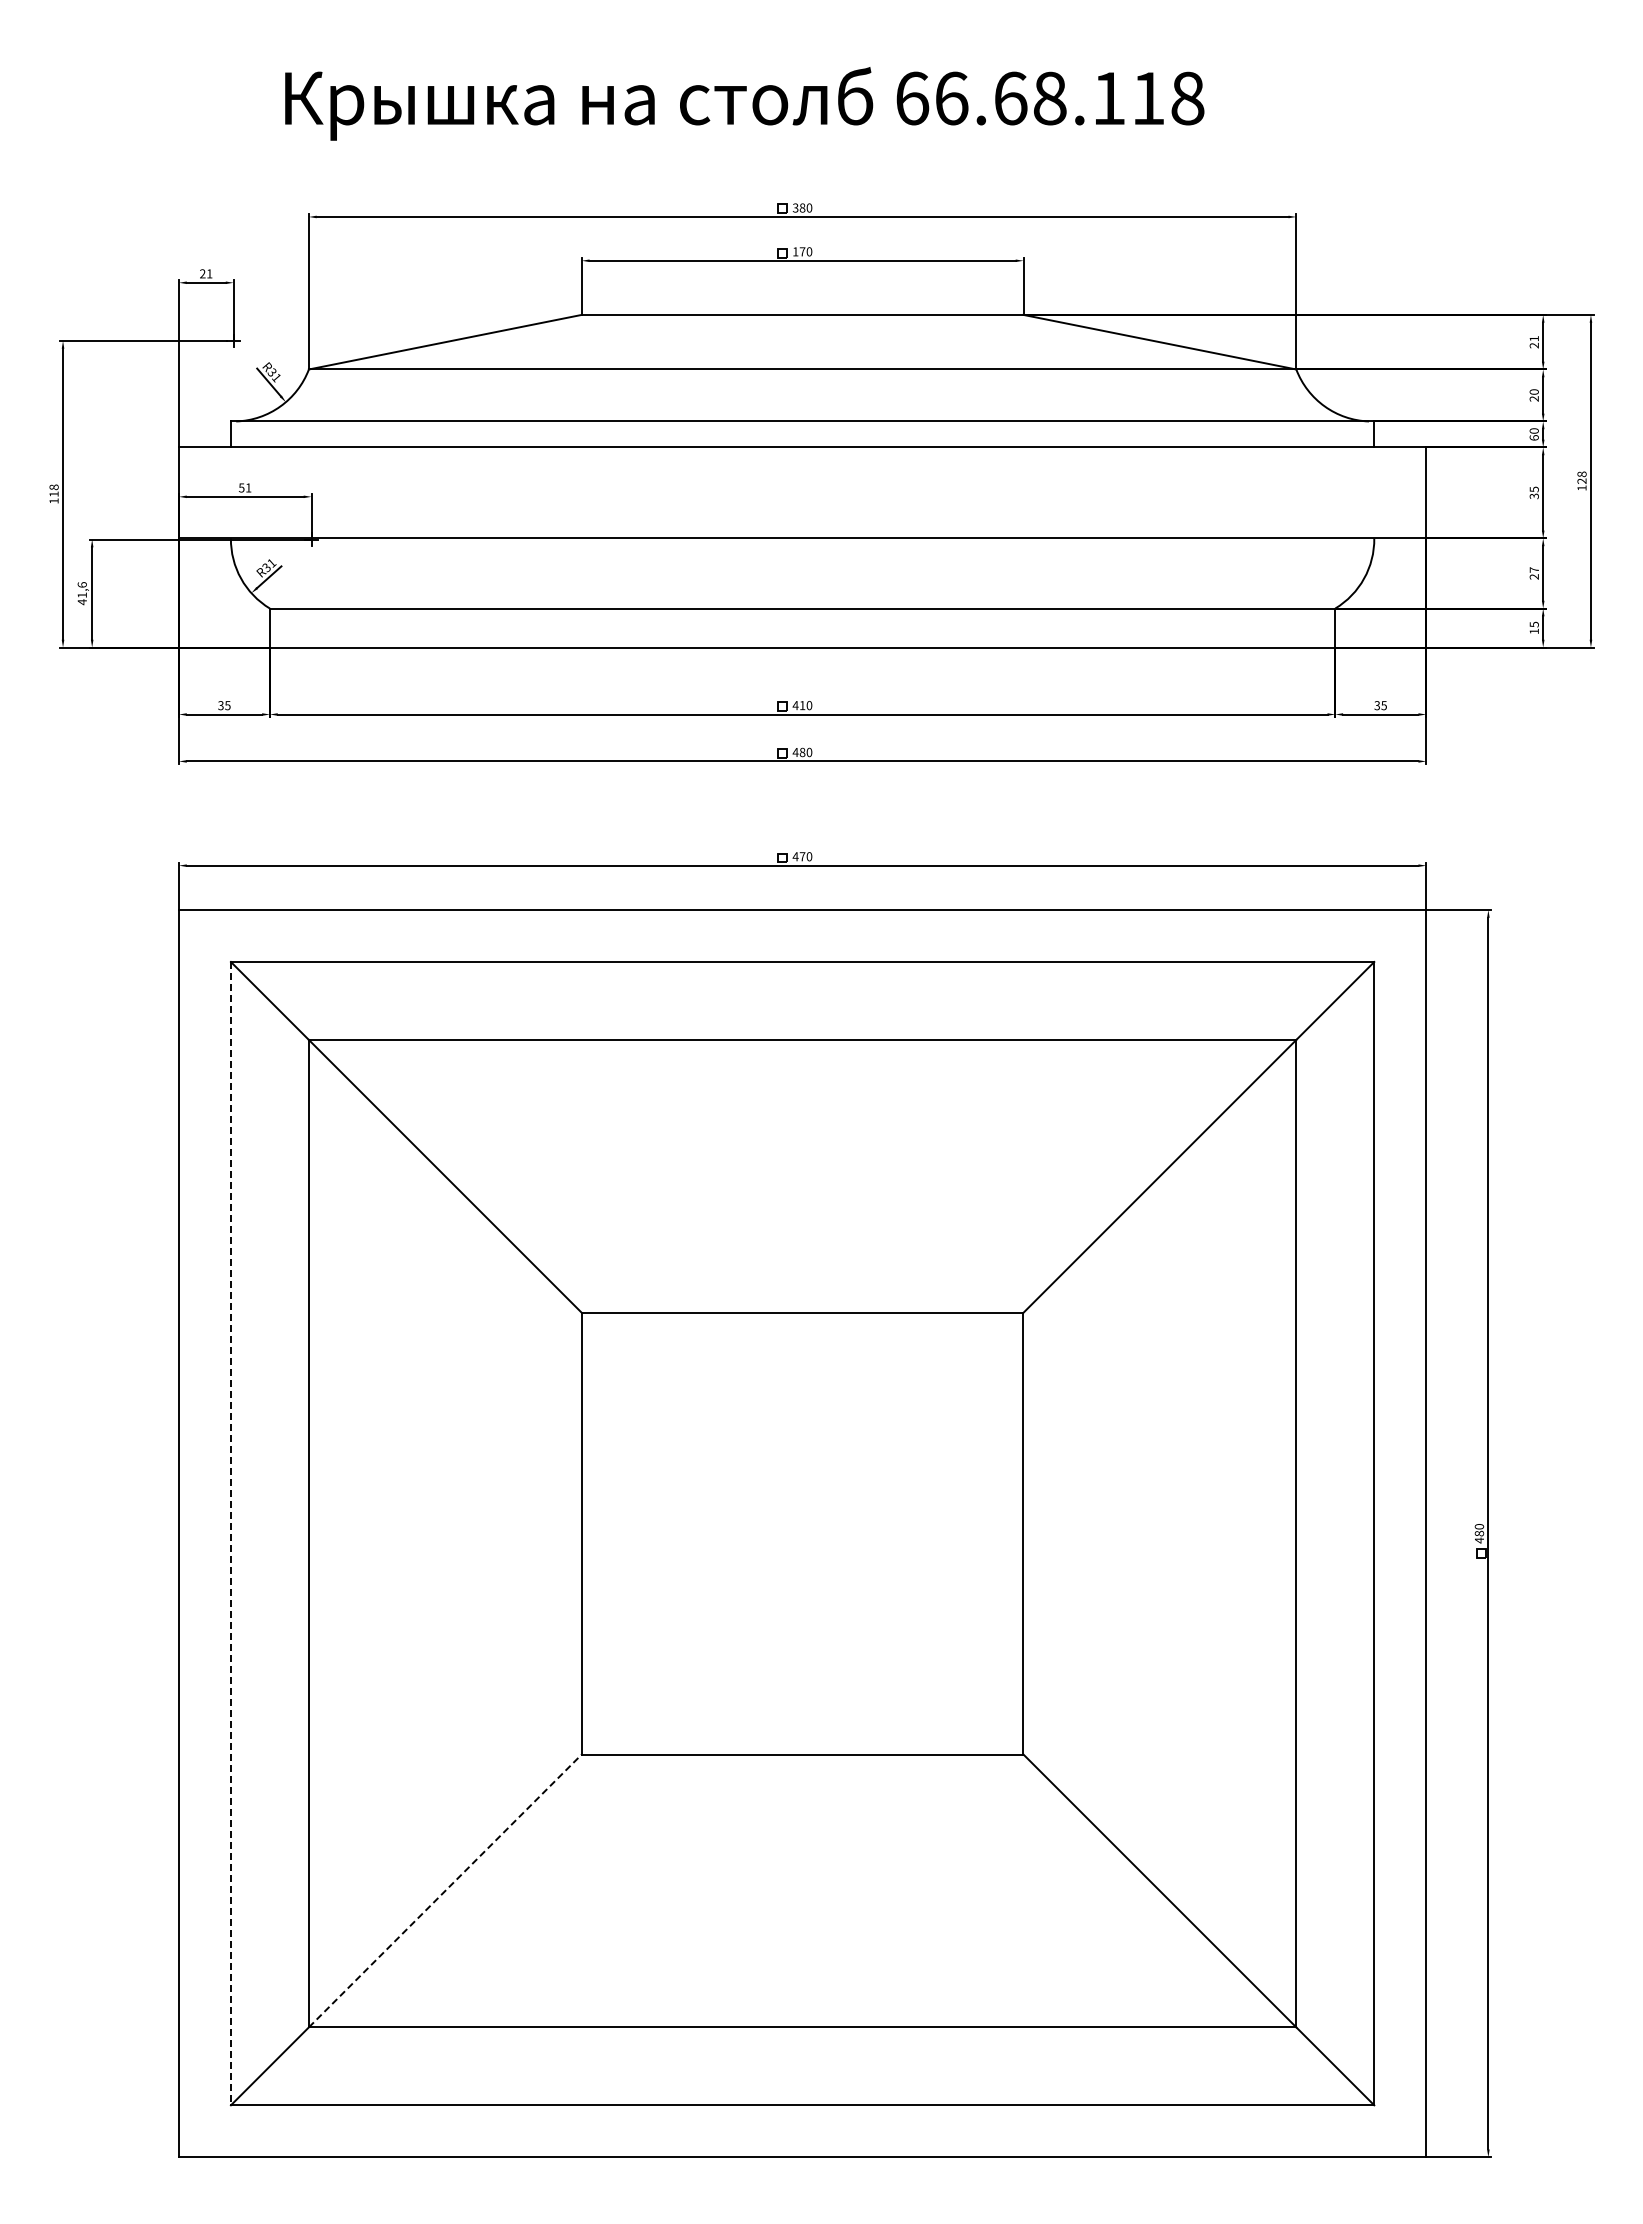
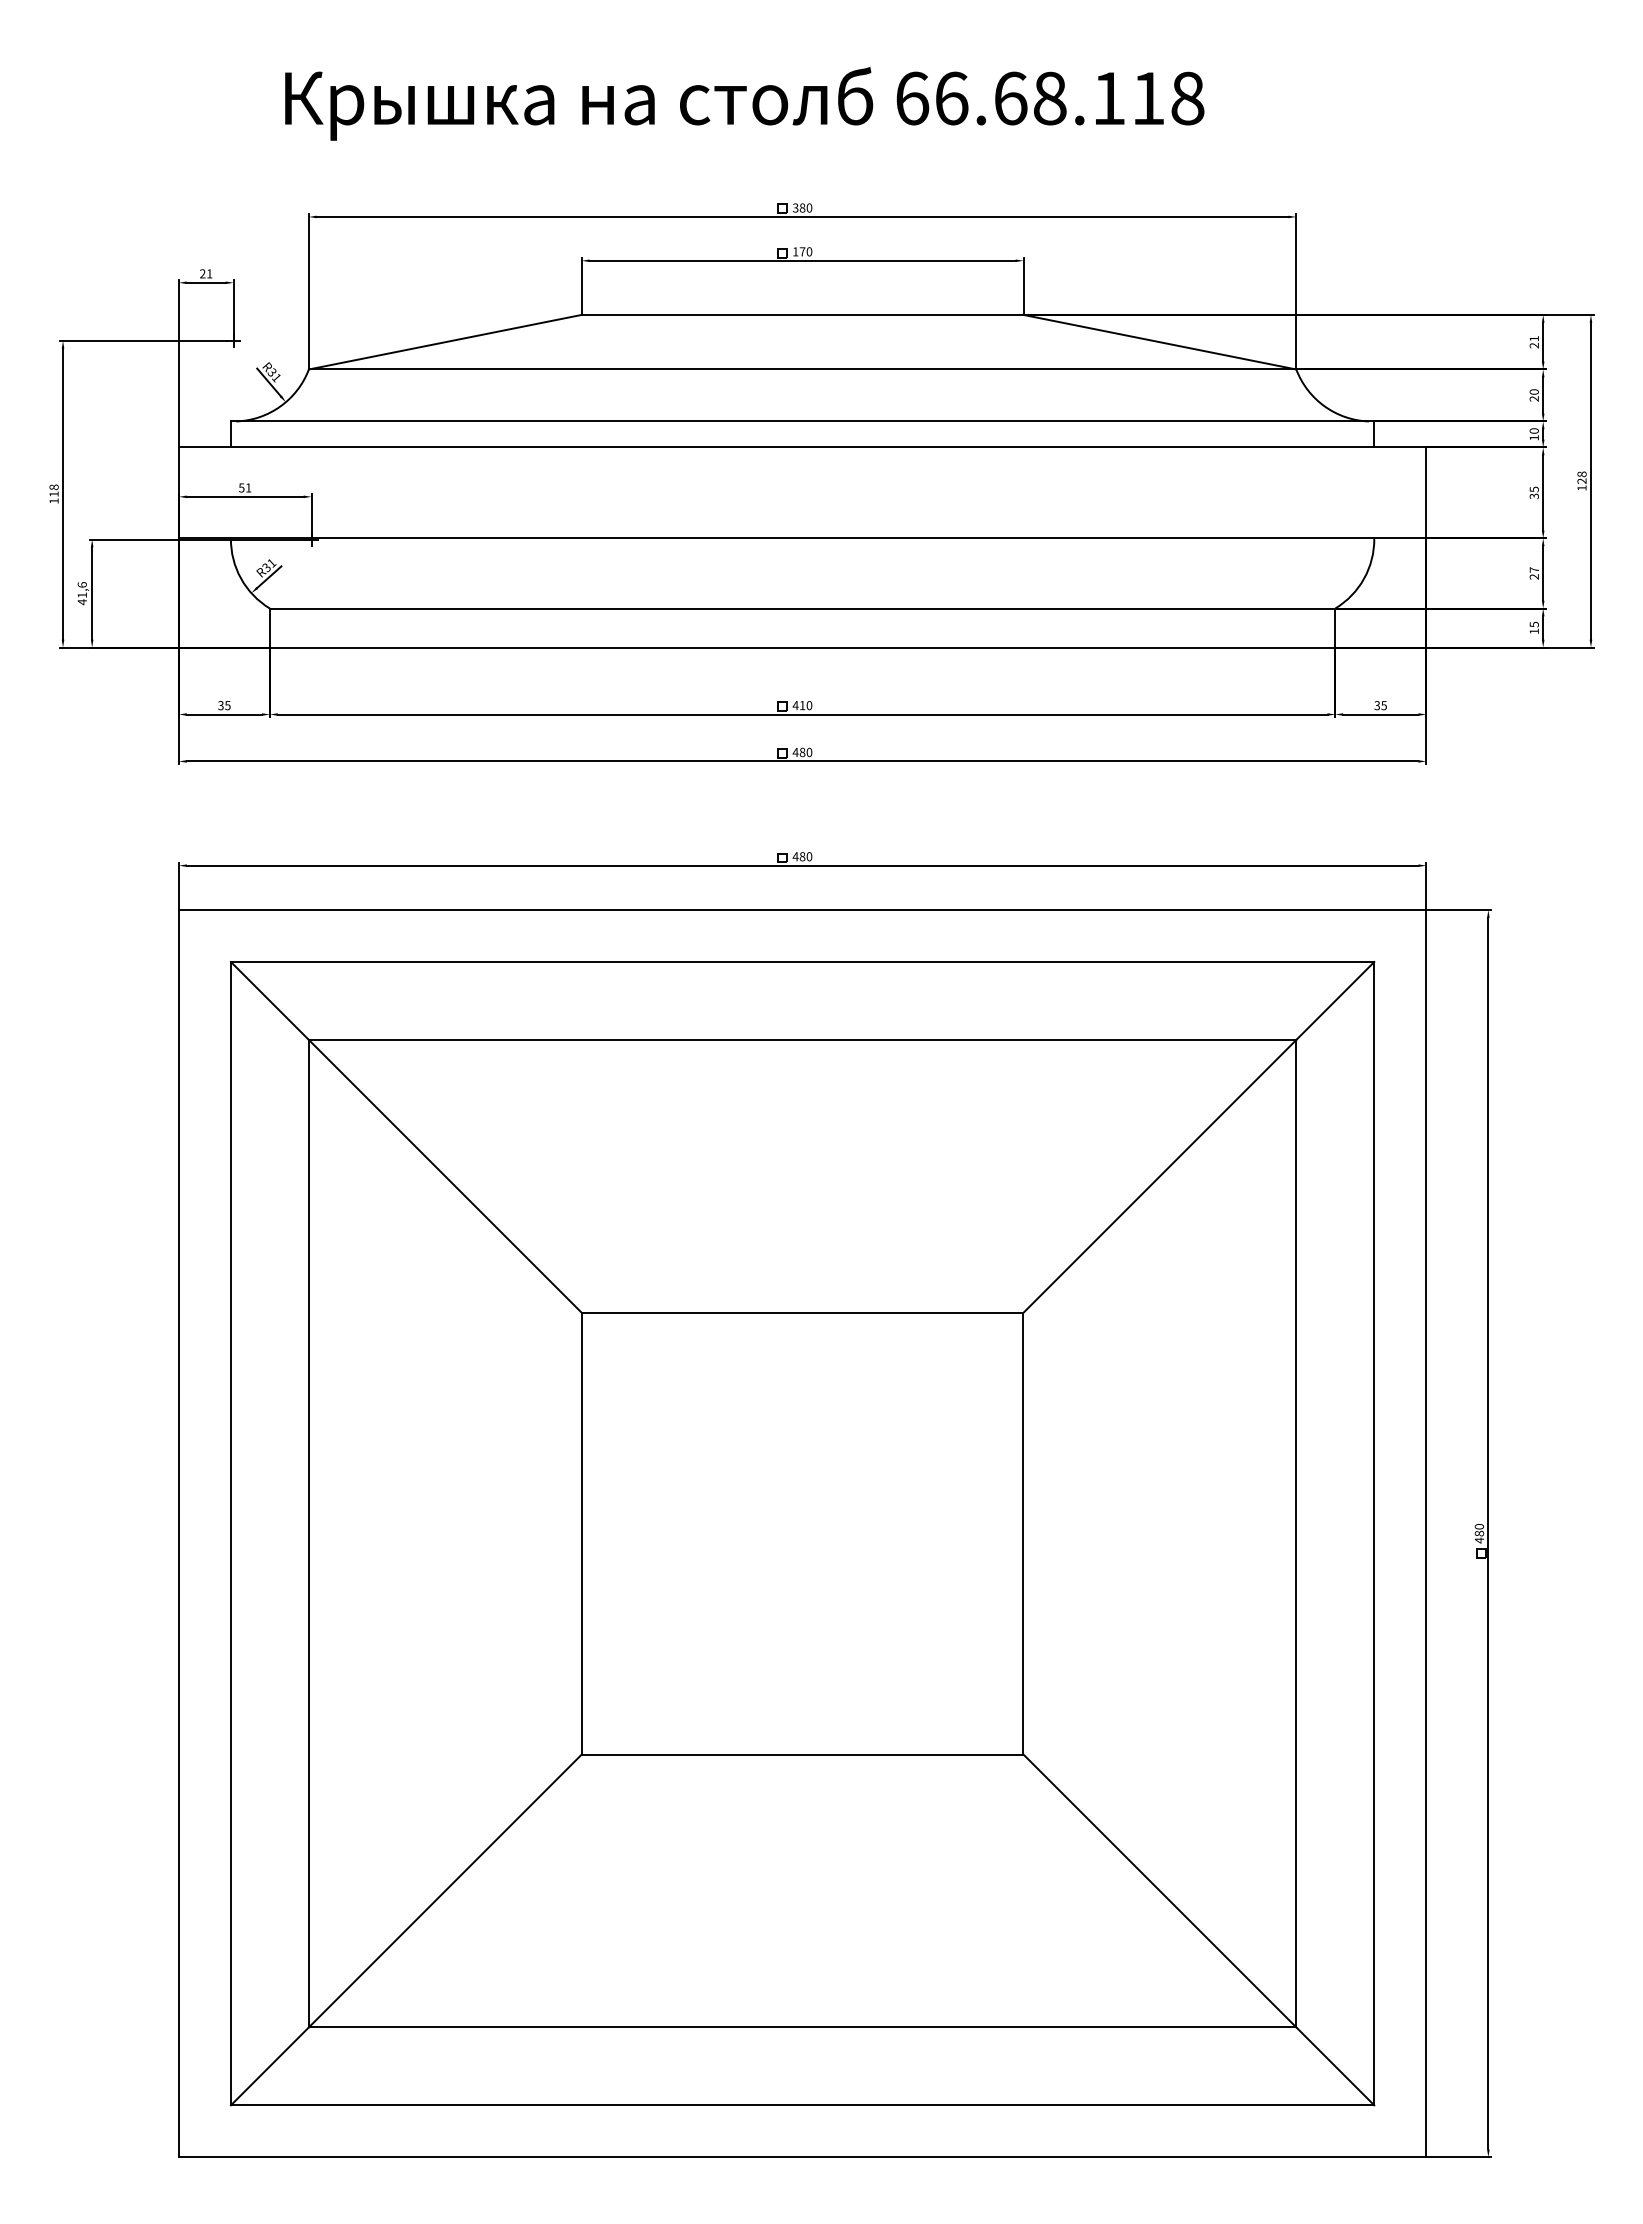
text: 60 -> 10 (1533, 437)
text: 470 -> 480 (802, 856)
line: dashed -> solid (230, 1533)
line: dashed -> solid (445, 1890)
